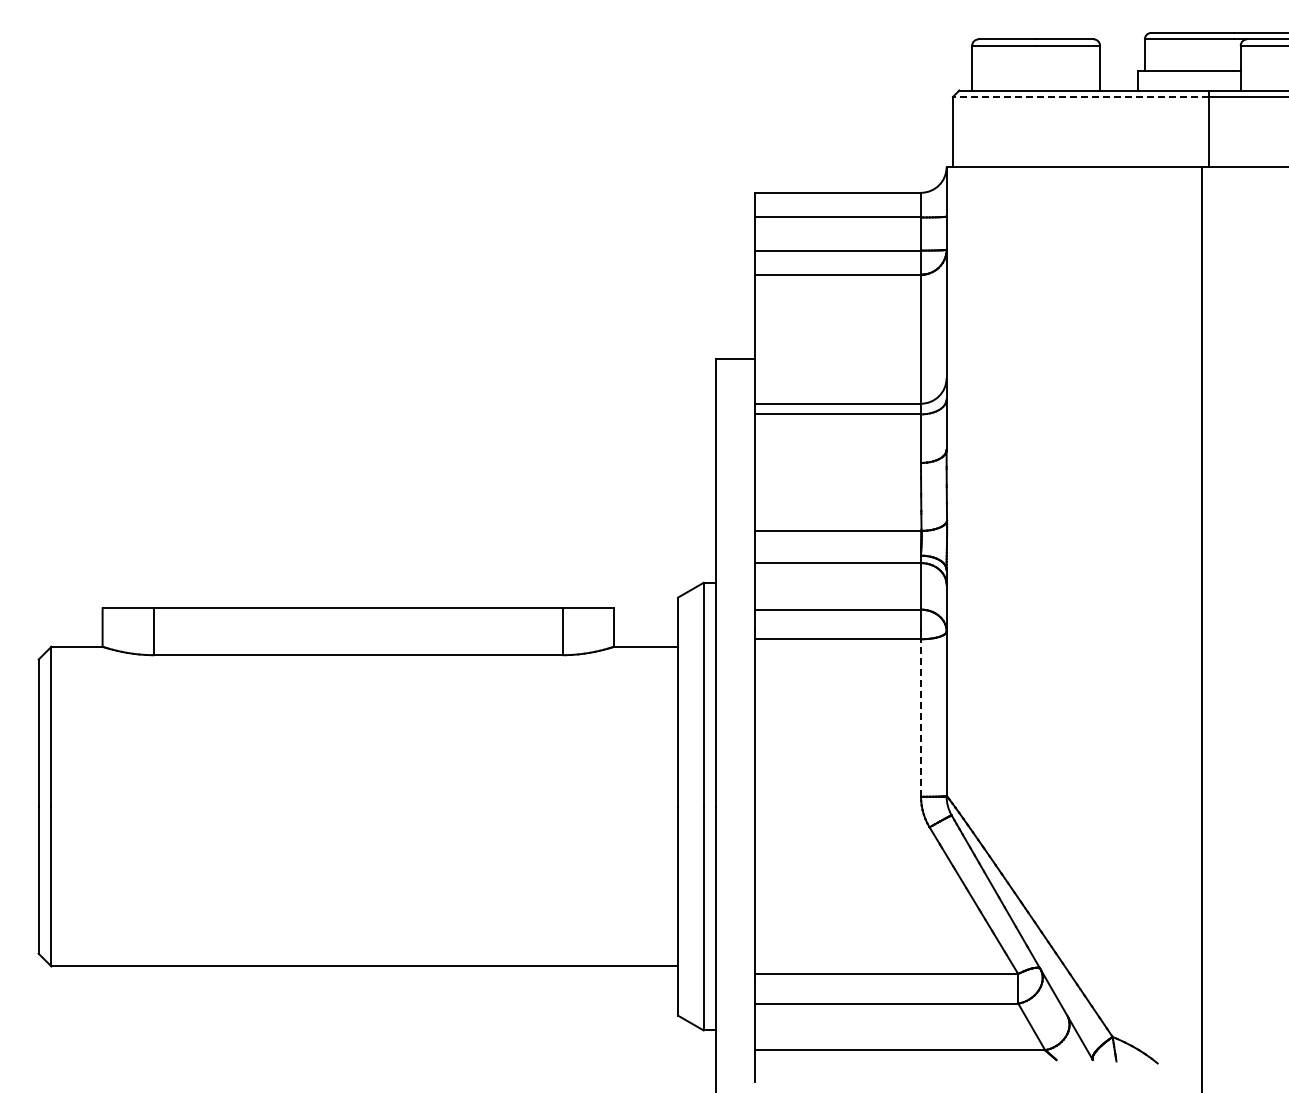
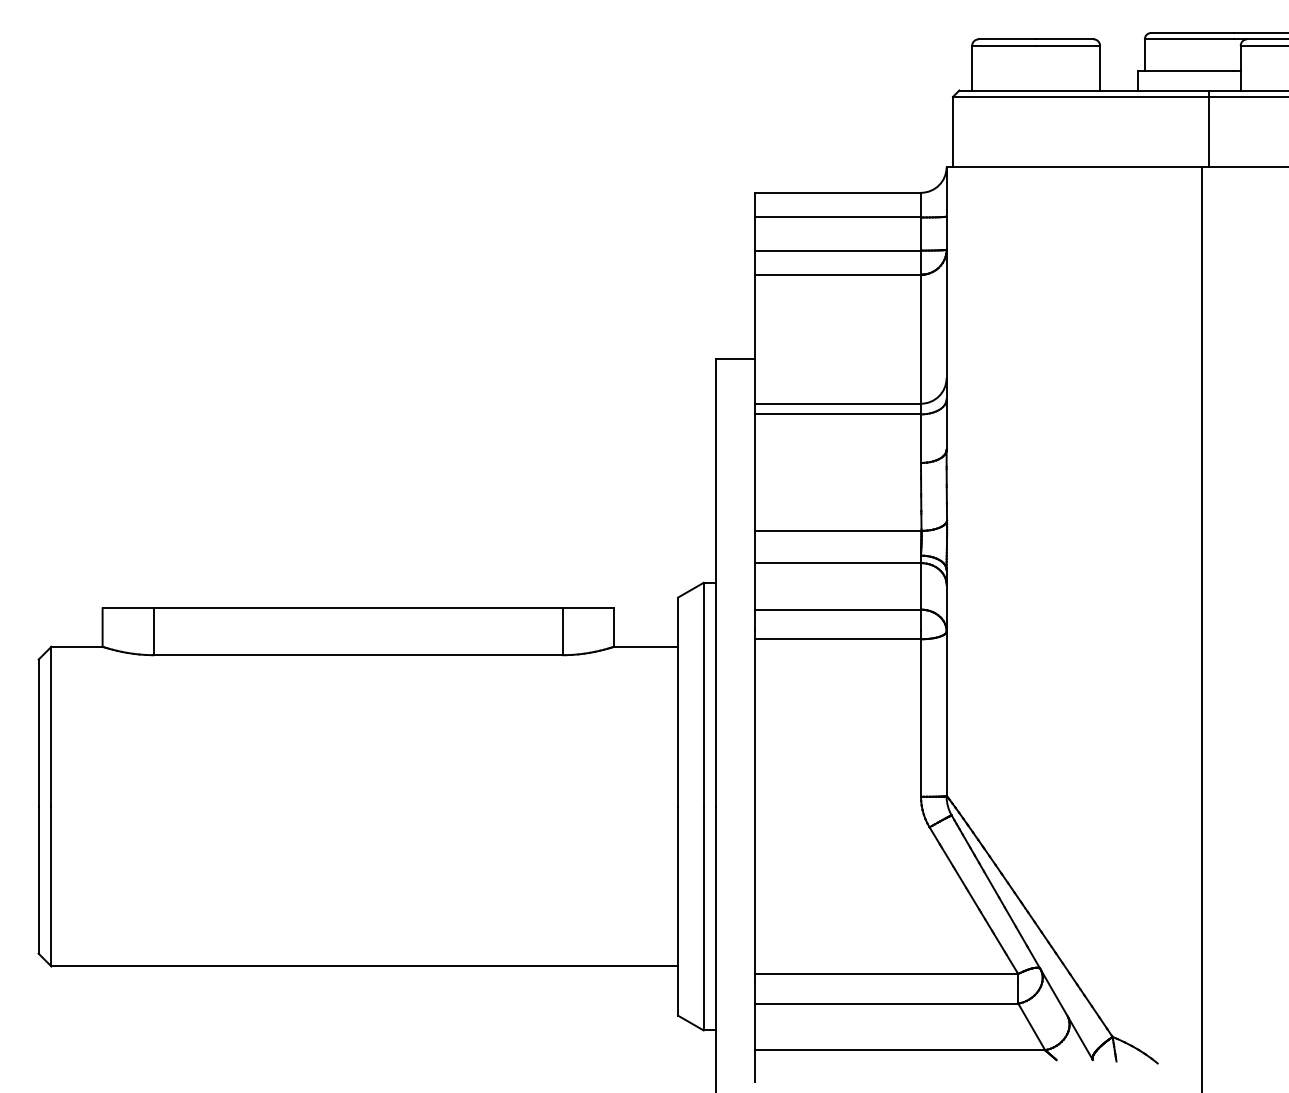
line: dashed -> solid (1080, 96)
line: dashed -> solid (921, 718)
